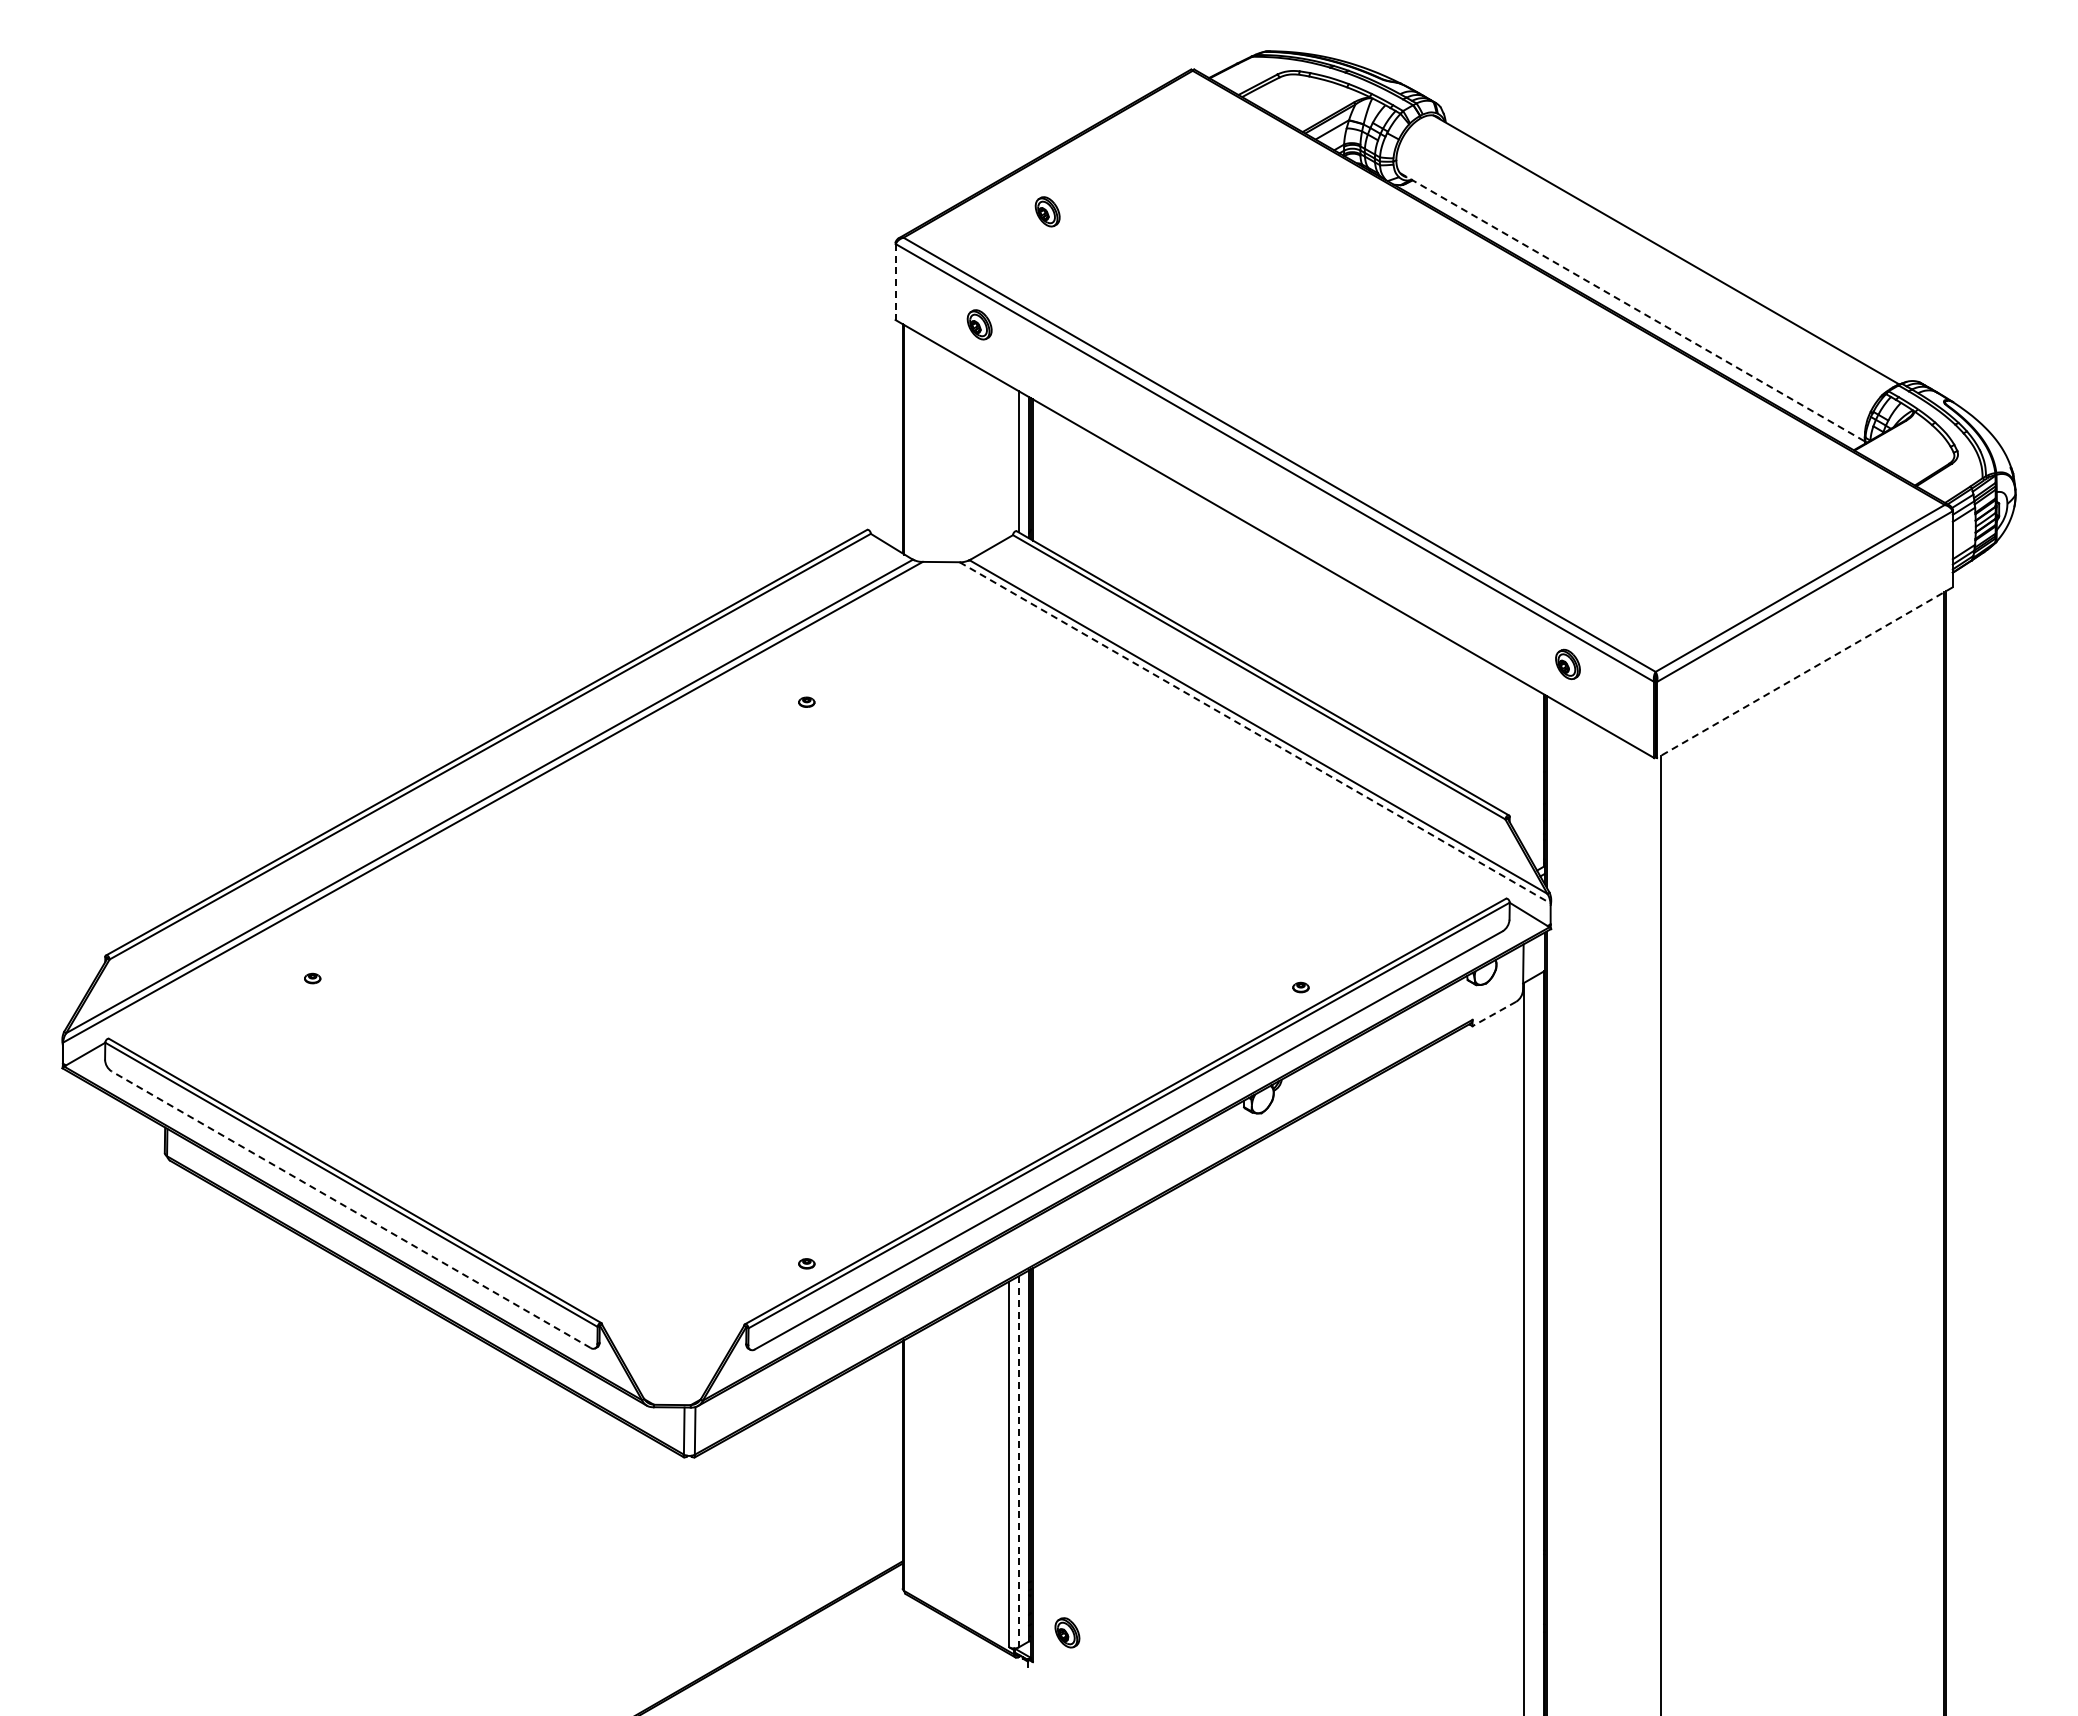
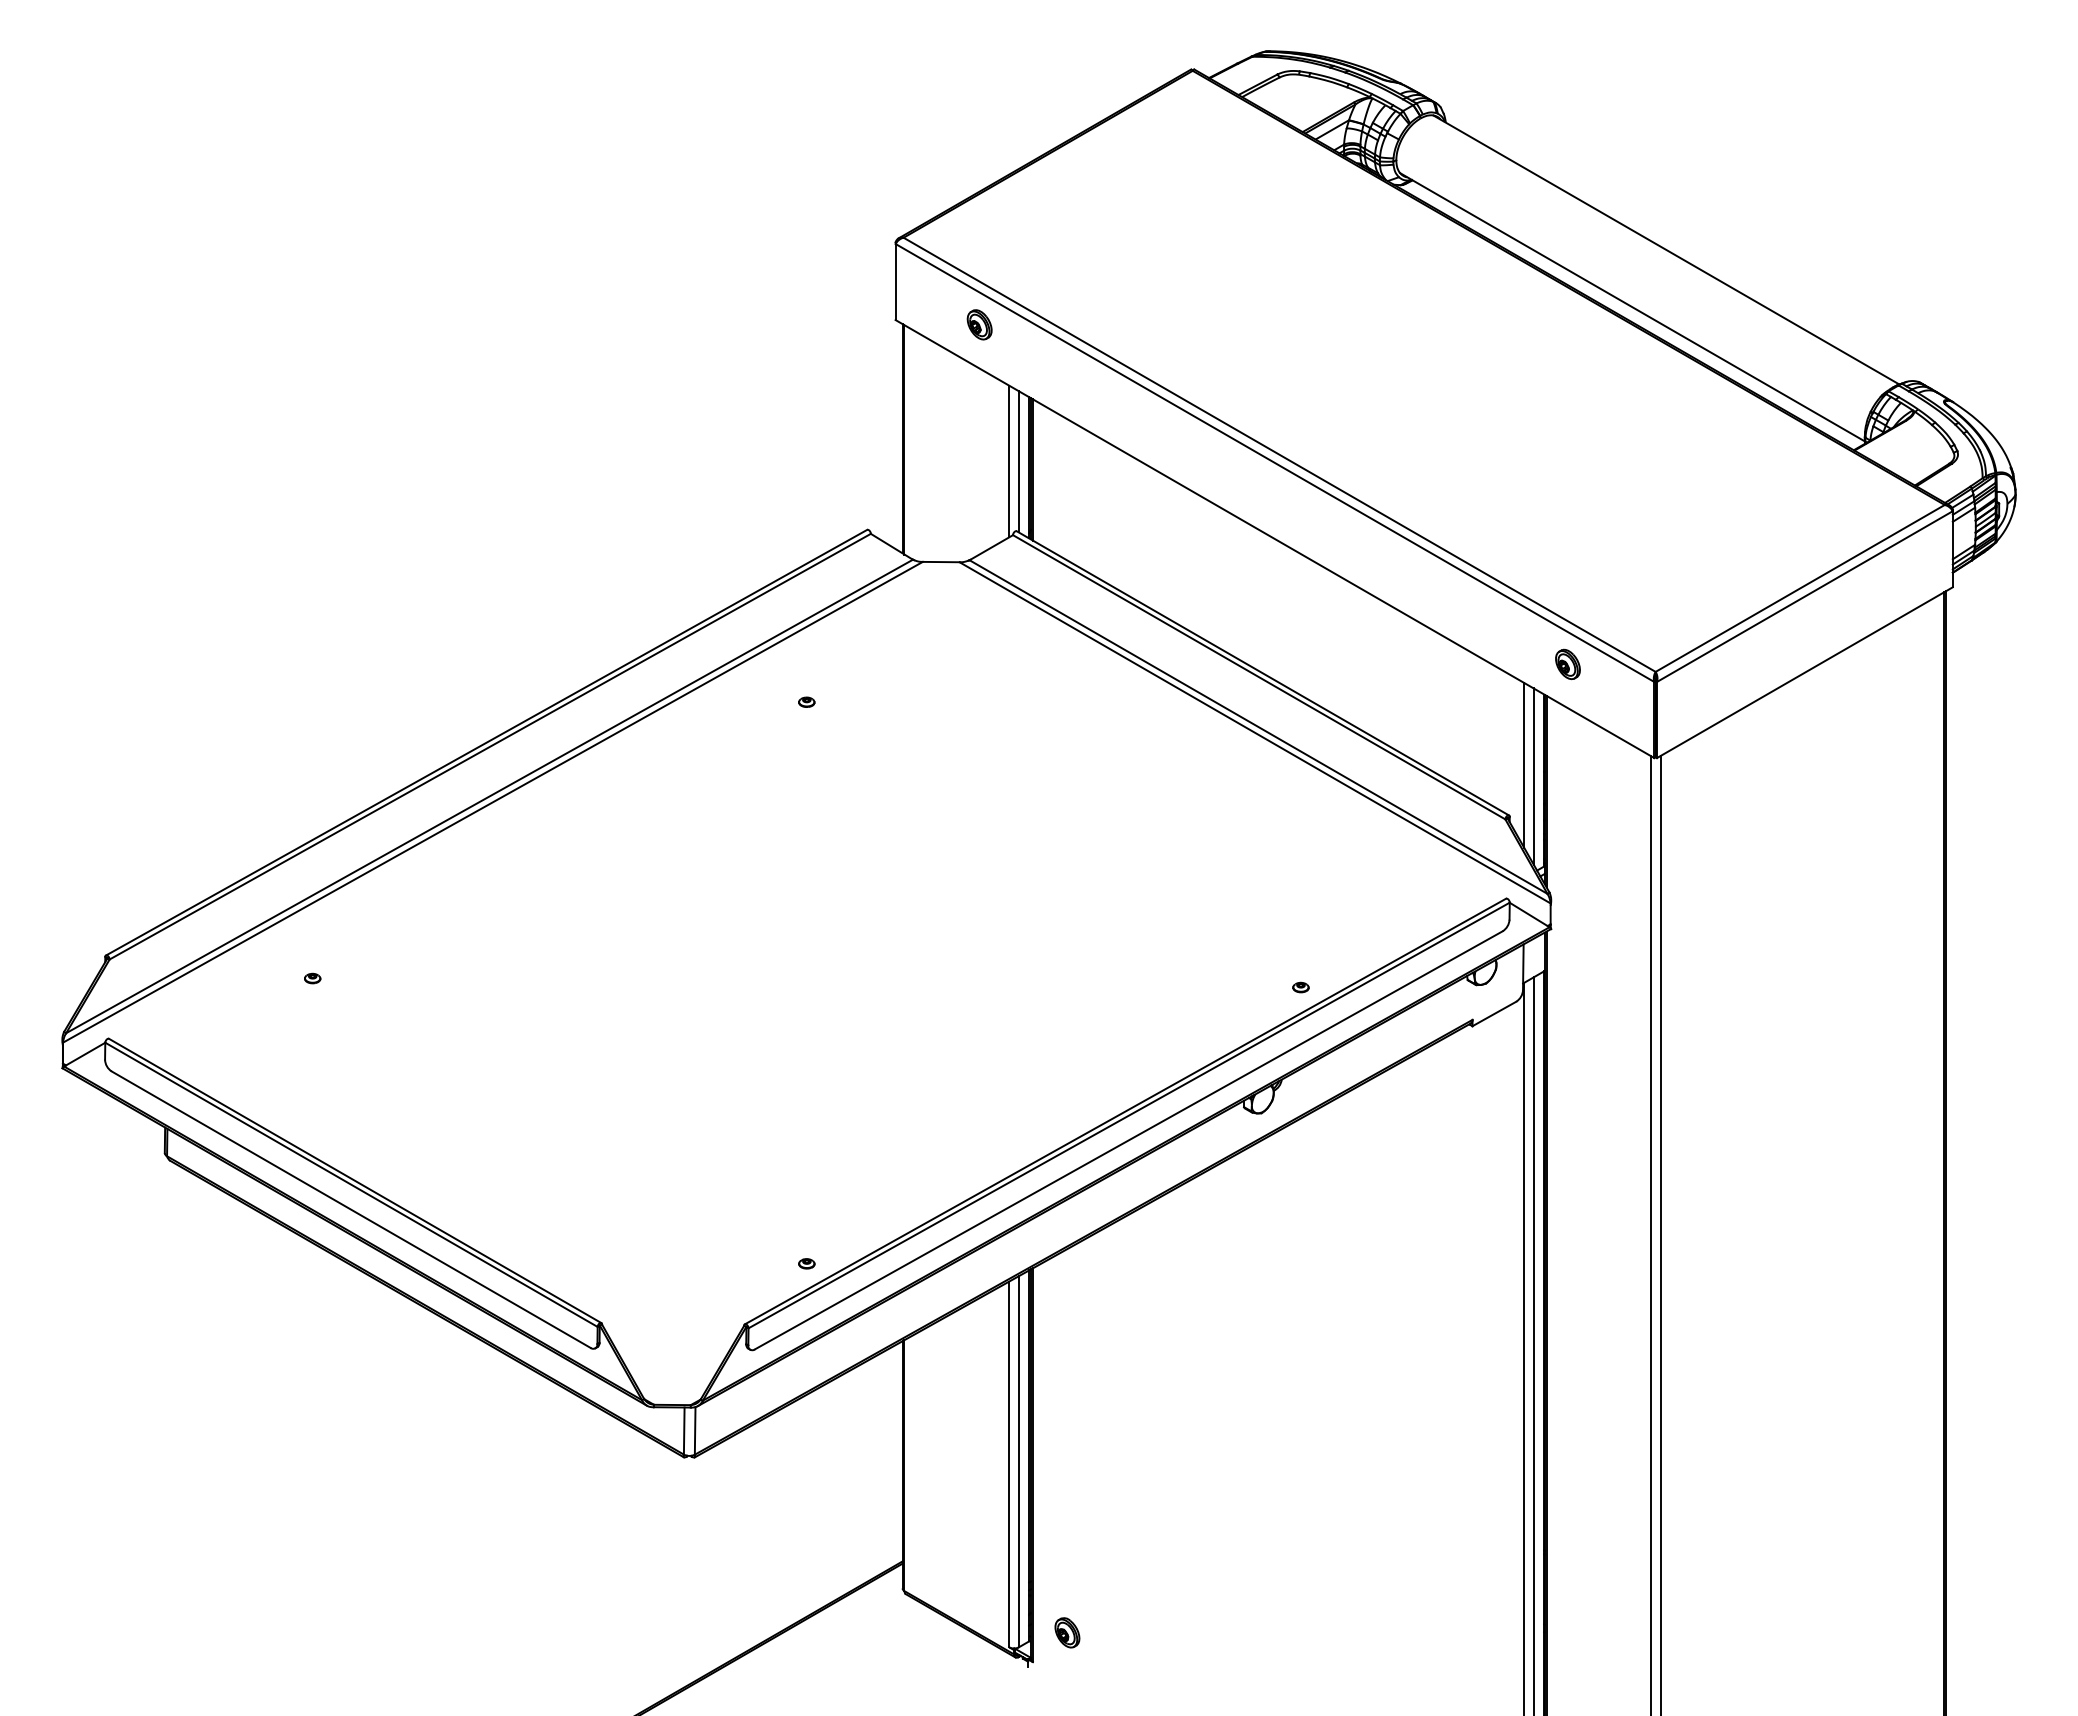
part: present -> none (1047, 211)
line: dashed -> solid (895, 282)
line: dashed -> solid (1633, 307)
line: none -> present (1009, 461)
line: dashed -> solid (1804, 672)
line: dashed -> solid (1255, 733)
line: none -> present (1524, 765)
line: none -> present (1533, 776)
line: dashed -> solid (1493, 1014)
line: dashed -> solid (350, 1209)
line: none -> present (1651, 1234)
line: none -> present (1533, 1344)
line: dashed -> solid (1018, 1461)
